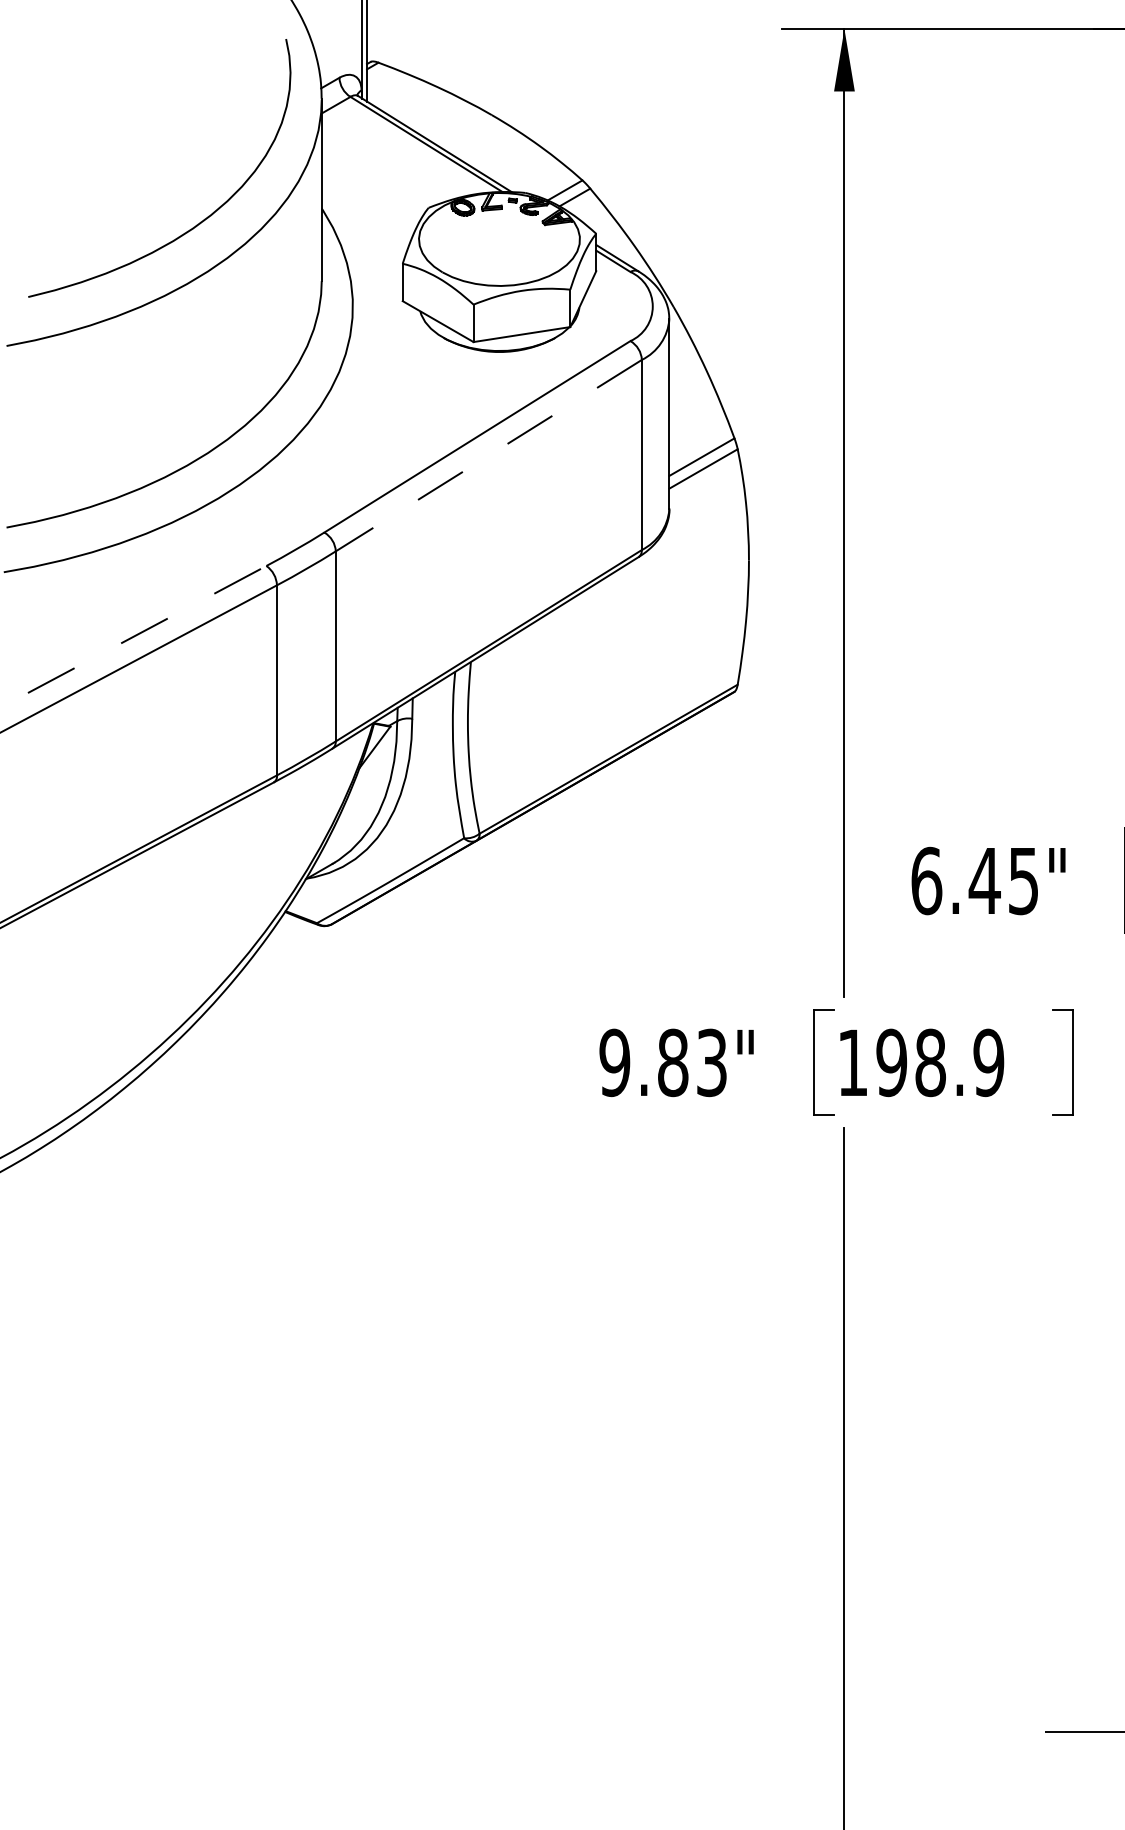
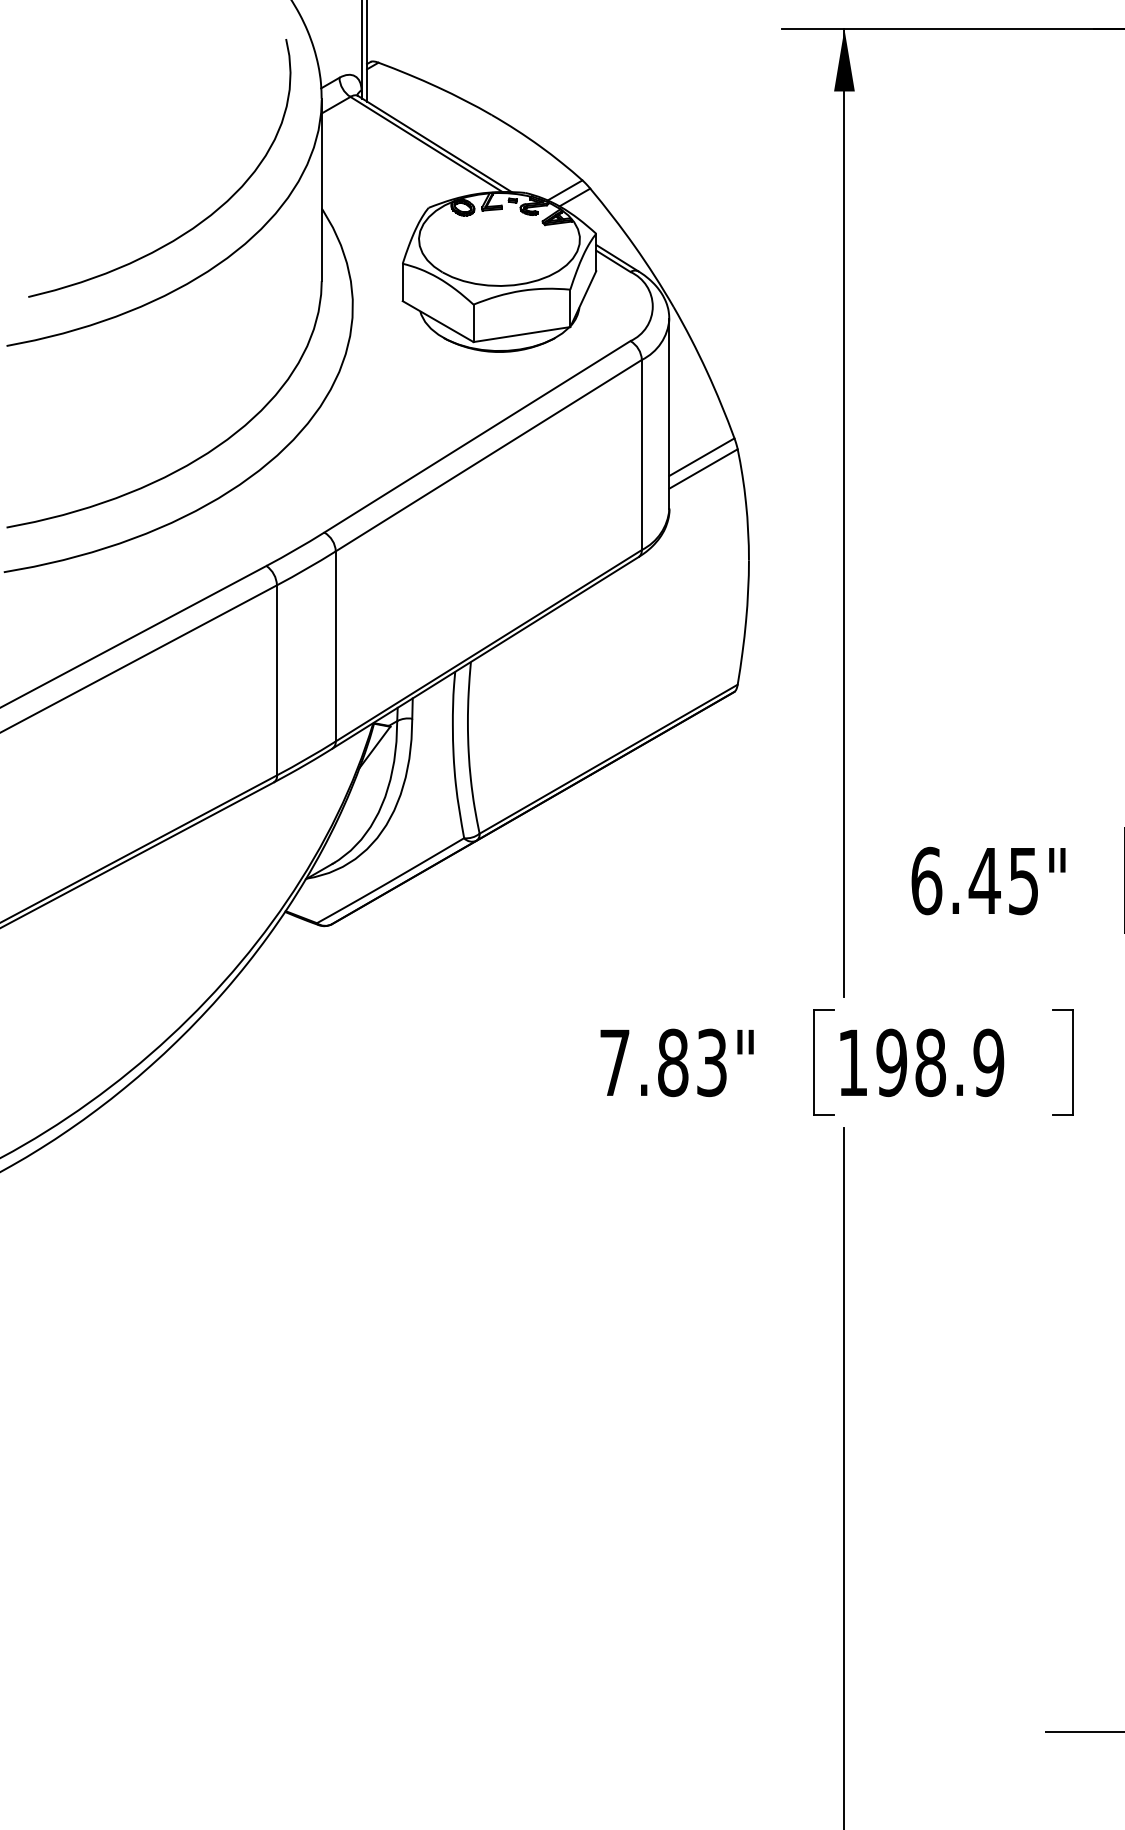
line: dashed -> solid (488, 455)
line: dashed -> solid (133, 636)
text: 9.83" -> 7.83" (614, 1062)
